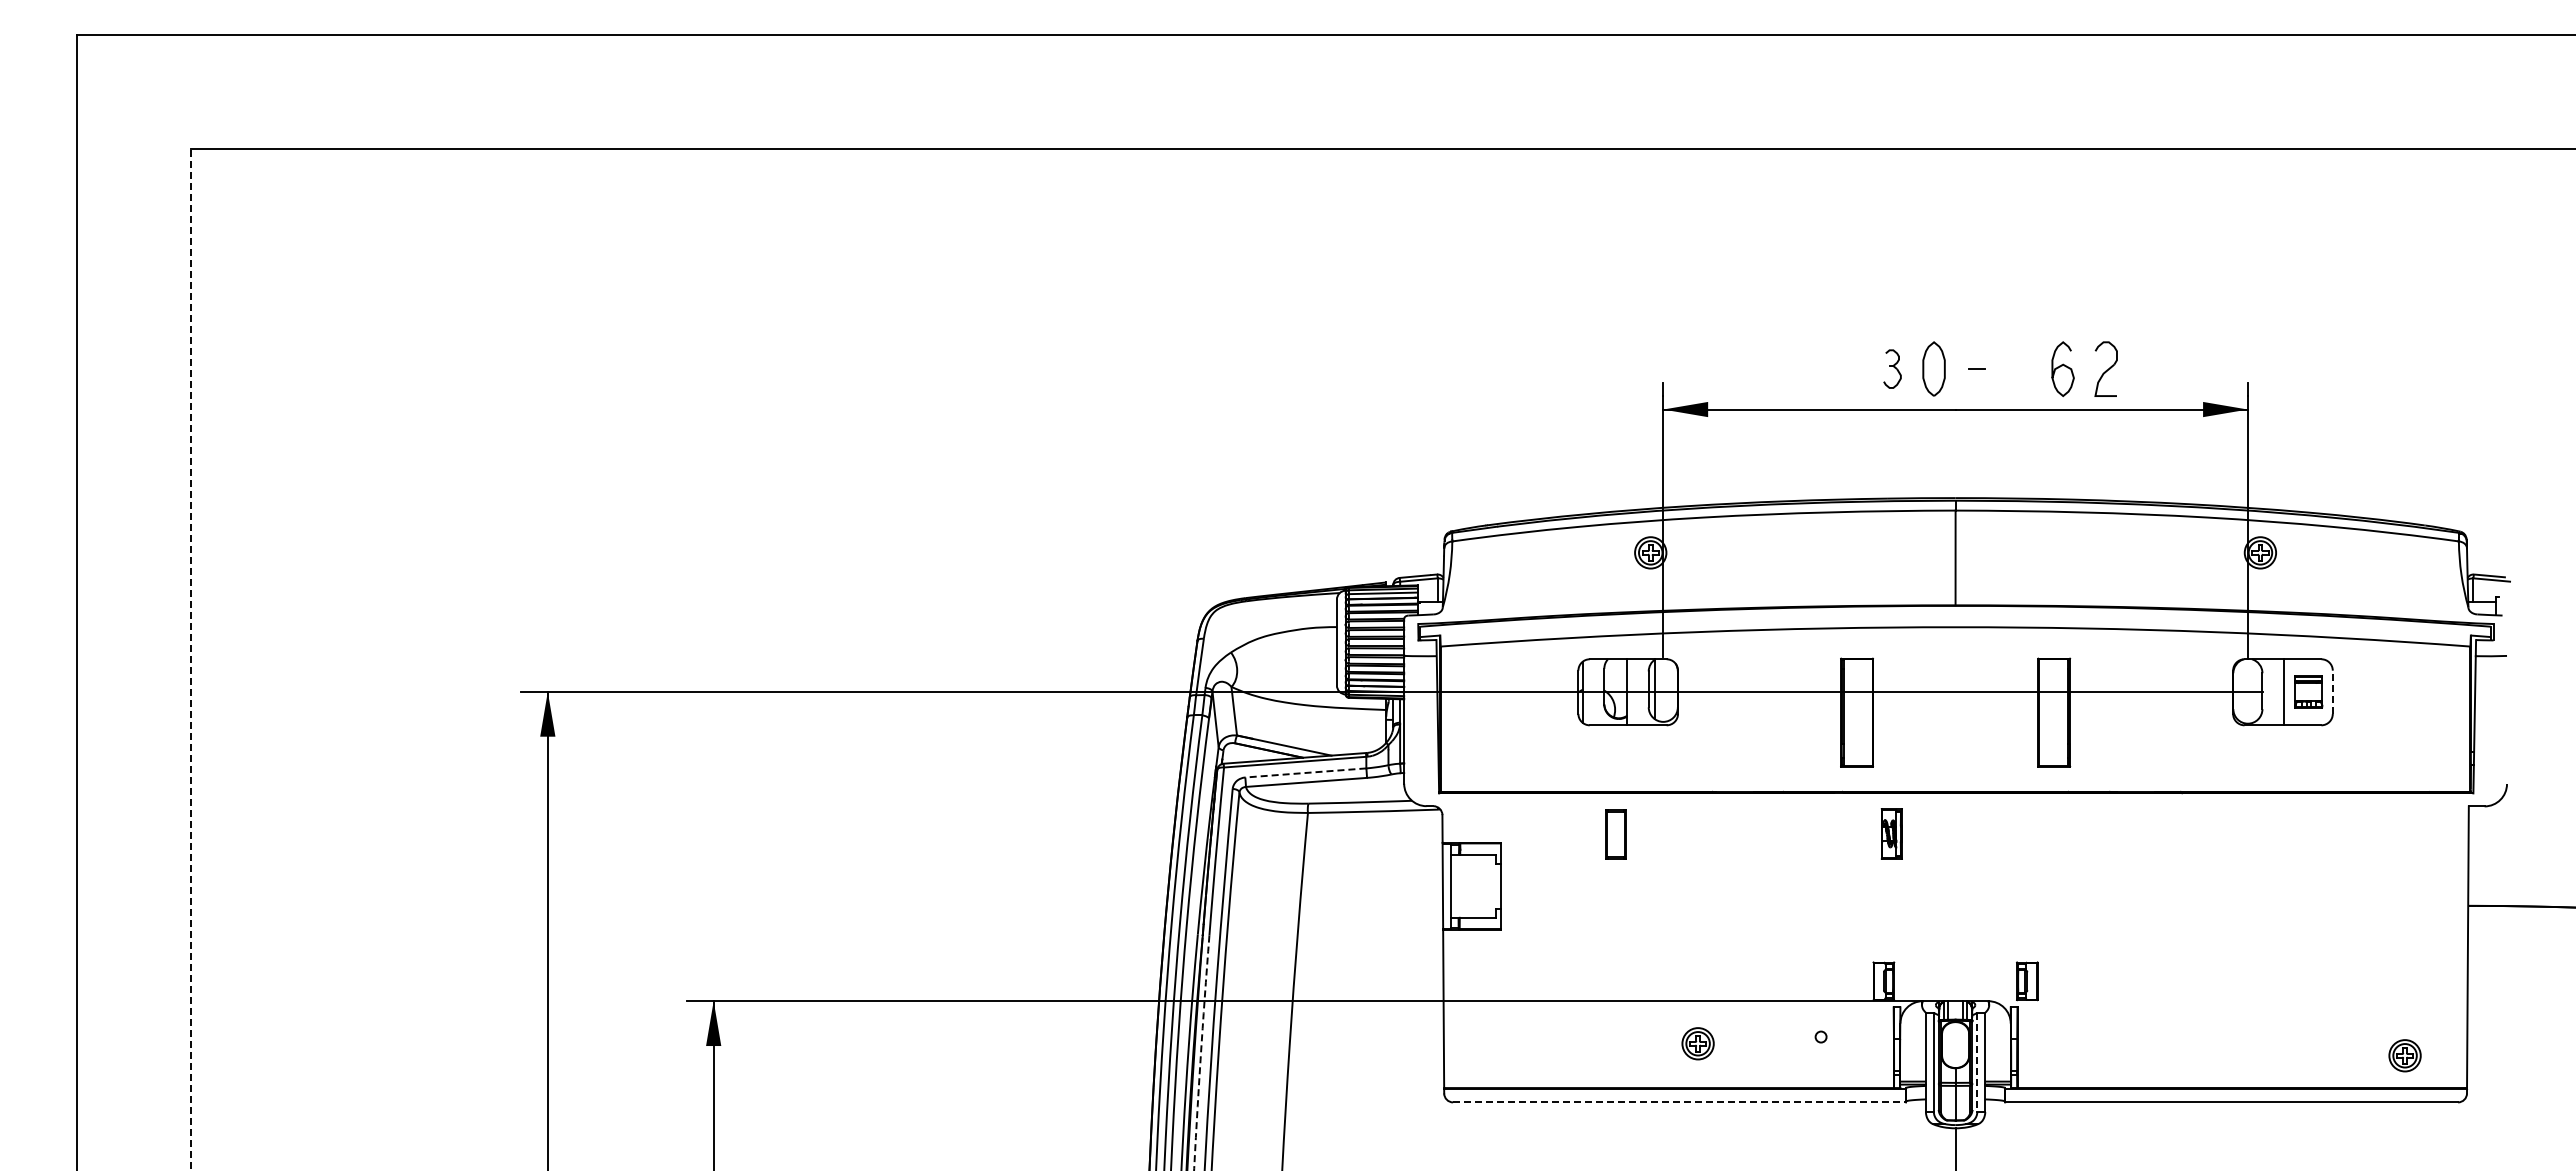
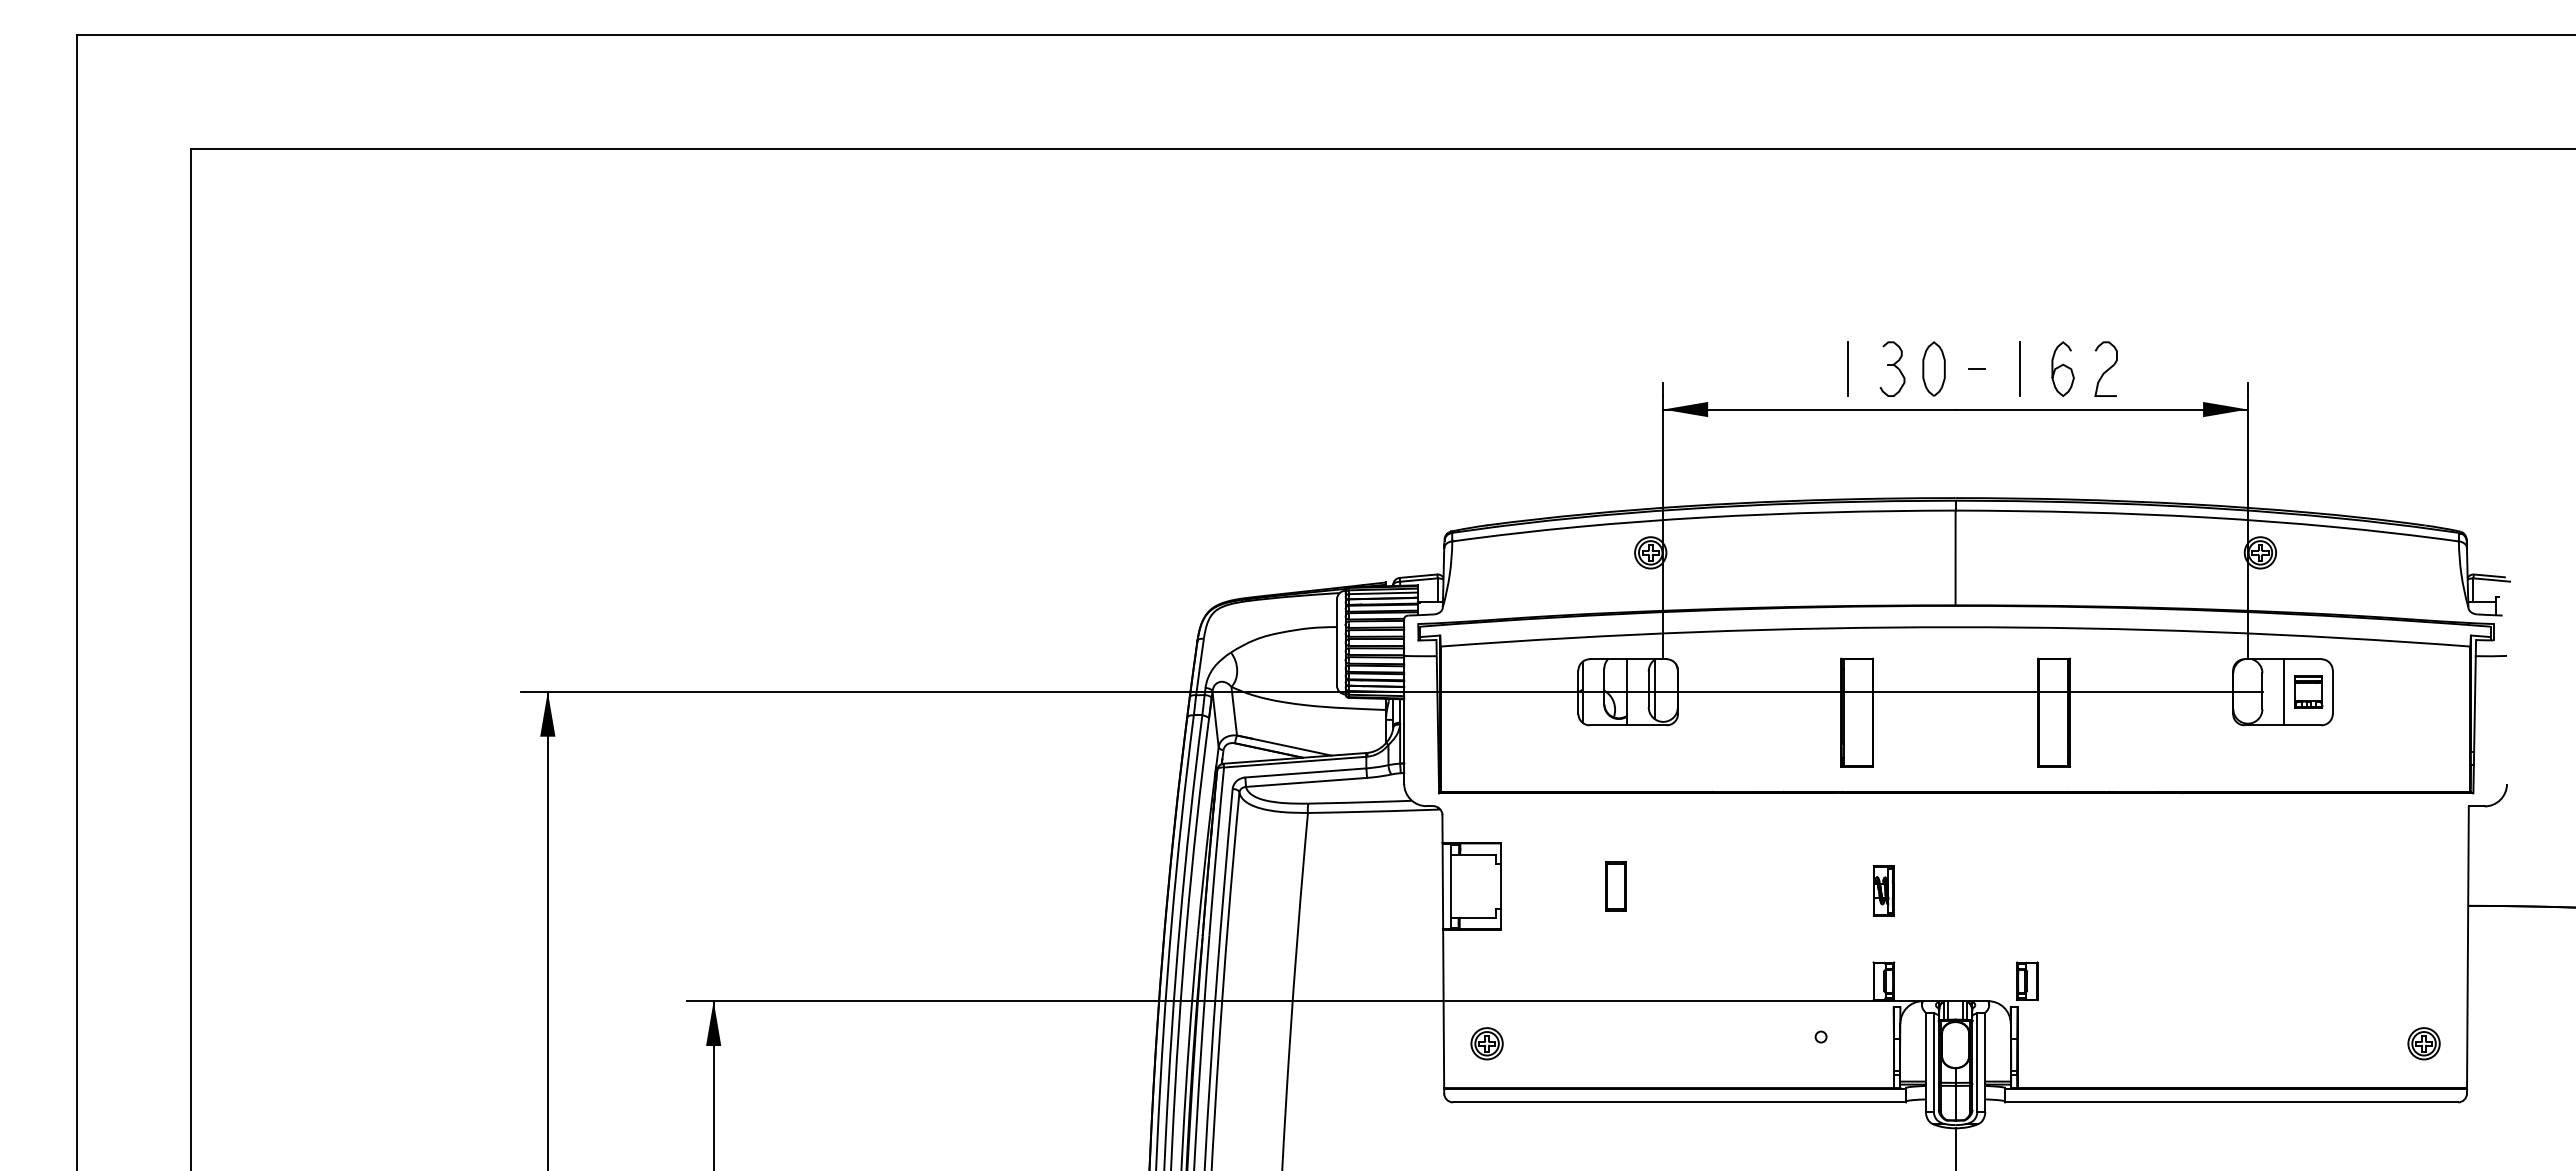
part size: 19x40 px -> 27x56 px (1892, 368)
line: none -> present (1847, 369)
line: none -> present (2020, 369)
line: dashed -> solid (191, 659)
line: dashed -> solid (2332, 692)
line: dashed -> solid (1305, 772)
part position: (1891, 833) -> (1883, 890) (1883, 890)
part position: (1615, 834) -> (1615, 886) (1615, 886)
part position: (1697, 1043) -> (1486, 1043) (1486, 1043)
arc: dashed -> solid (1200, 1054)
part position: (2404, 1055) -> (2423, 1043) (2423, 1043)
line: dashed -> solid (1977, 1062)
line: dashed -> solid (1680, 1102)
